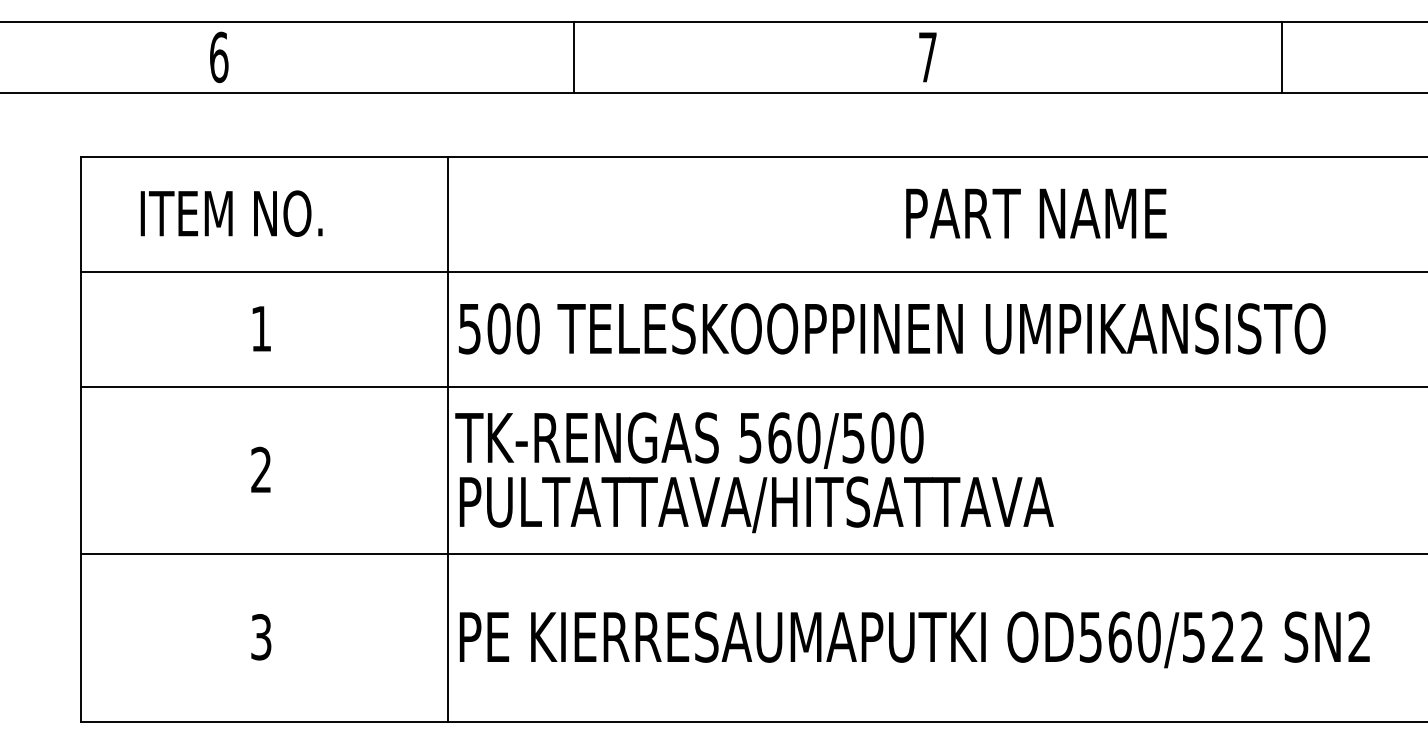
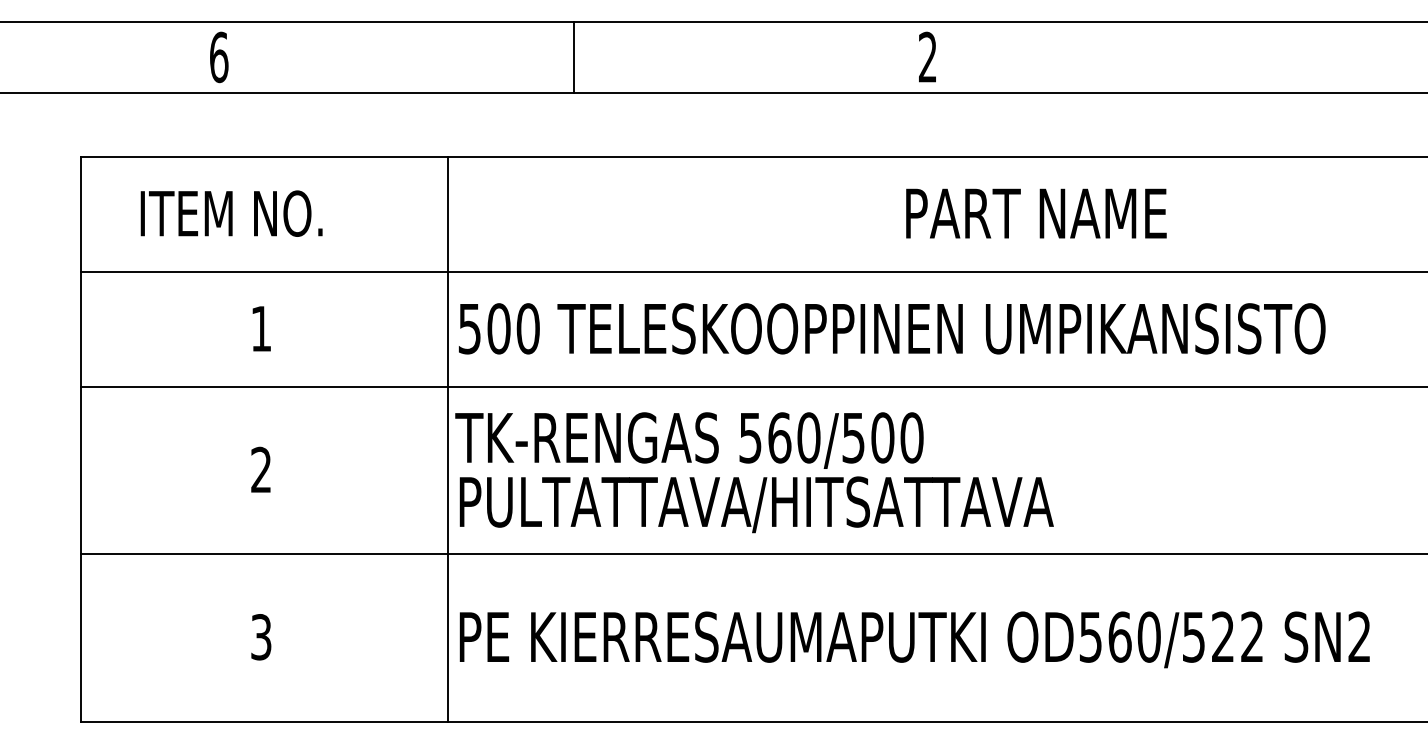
text: 7 -> 2 (927, 56)
line: present -> none (1282, 57)
